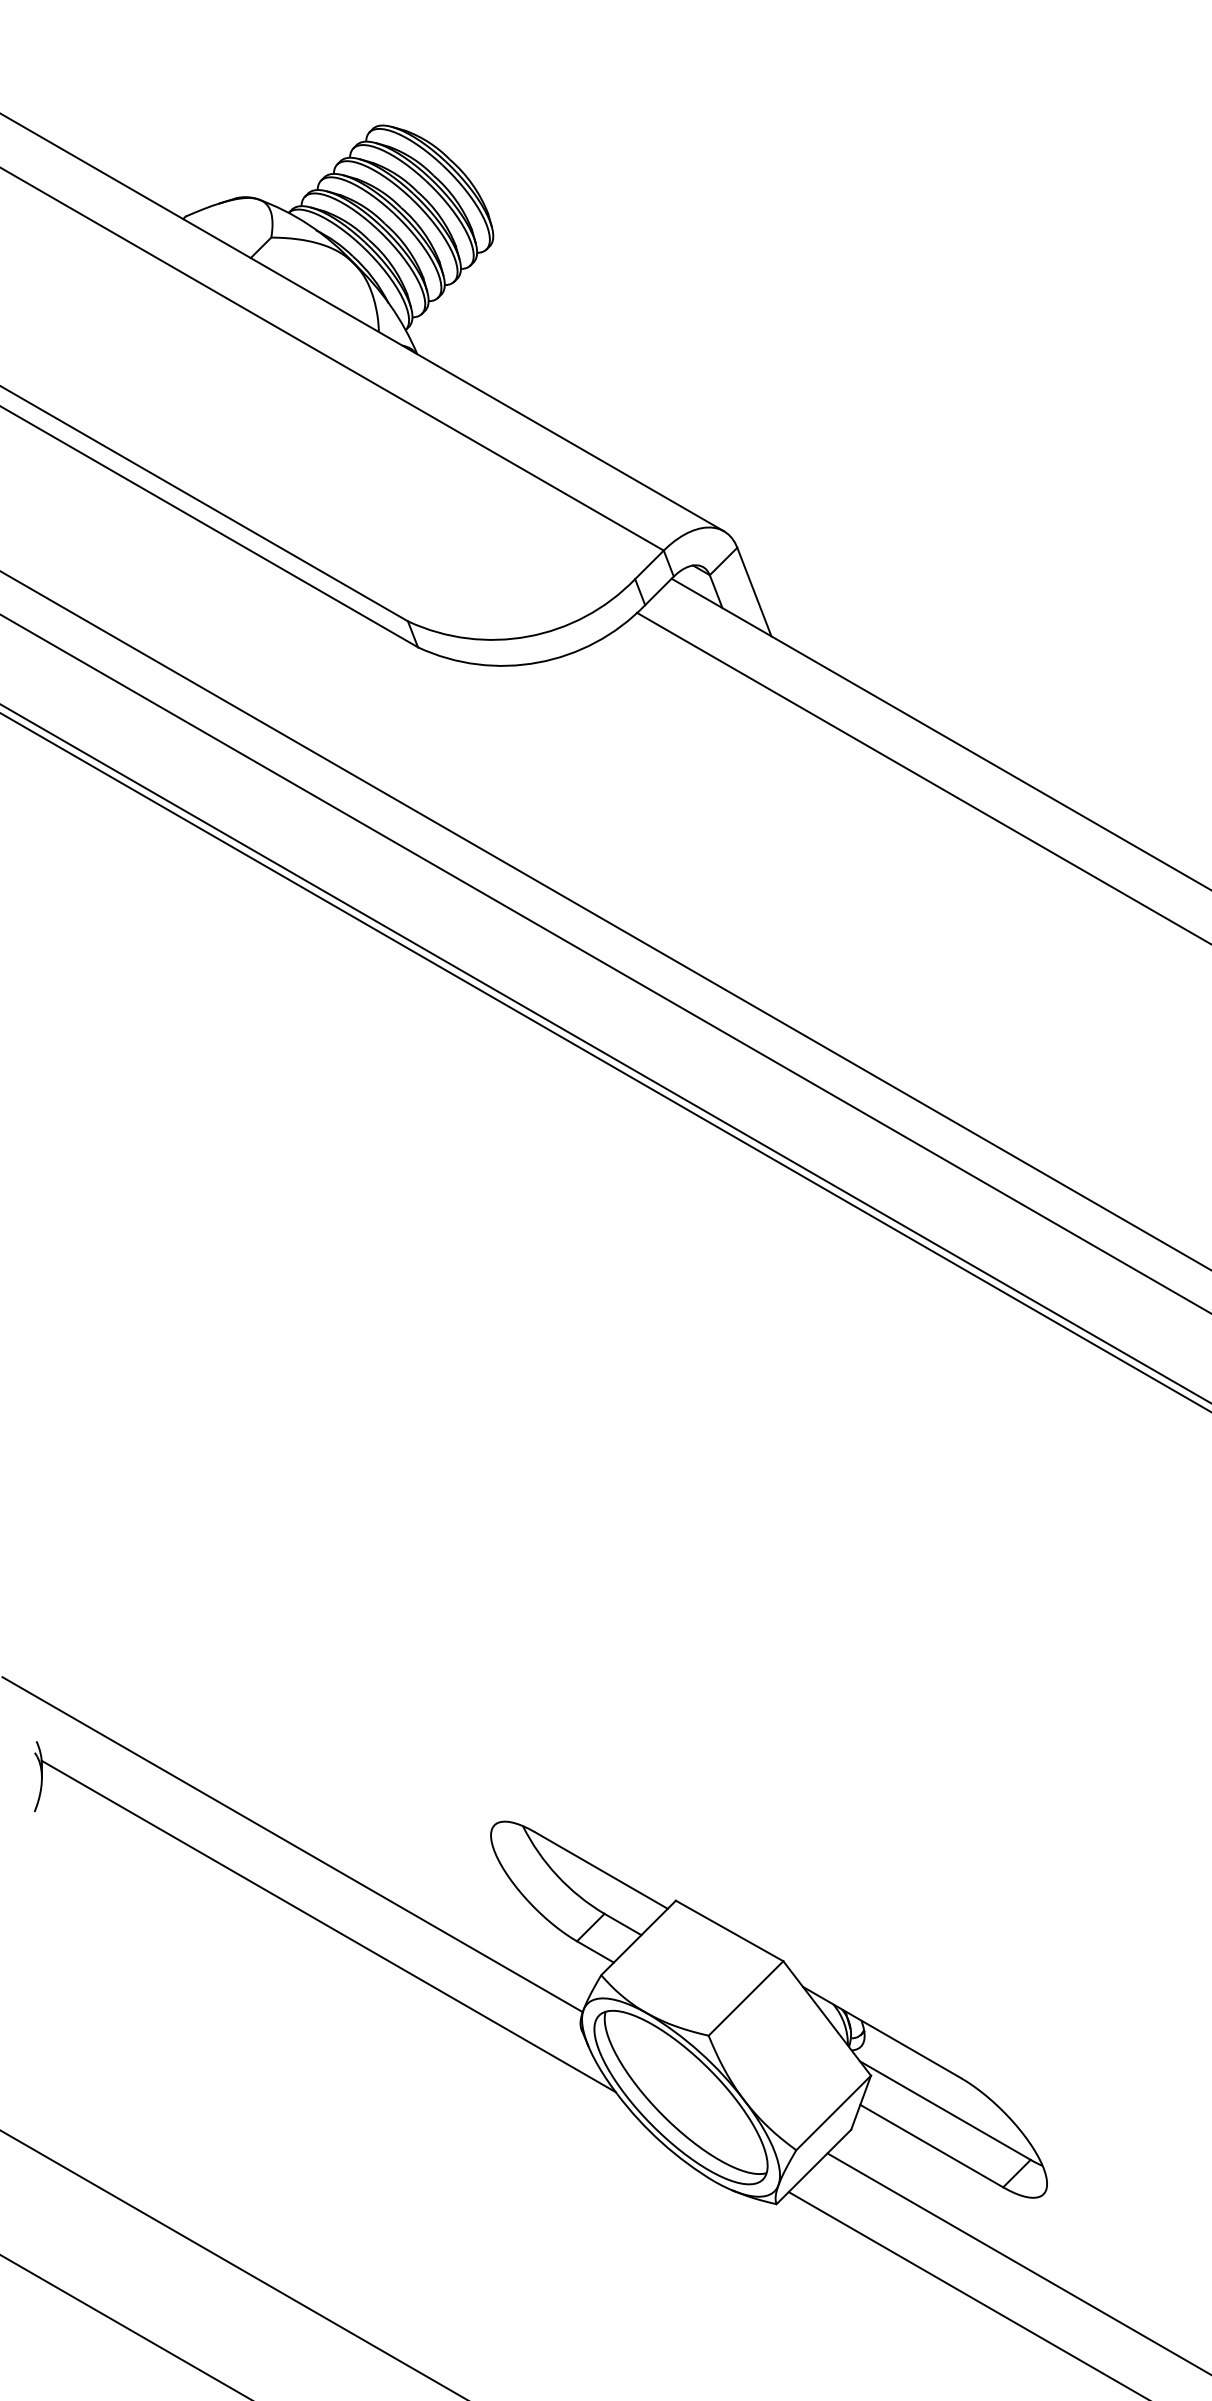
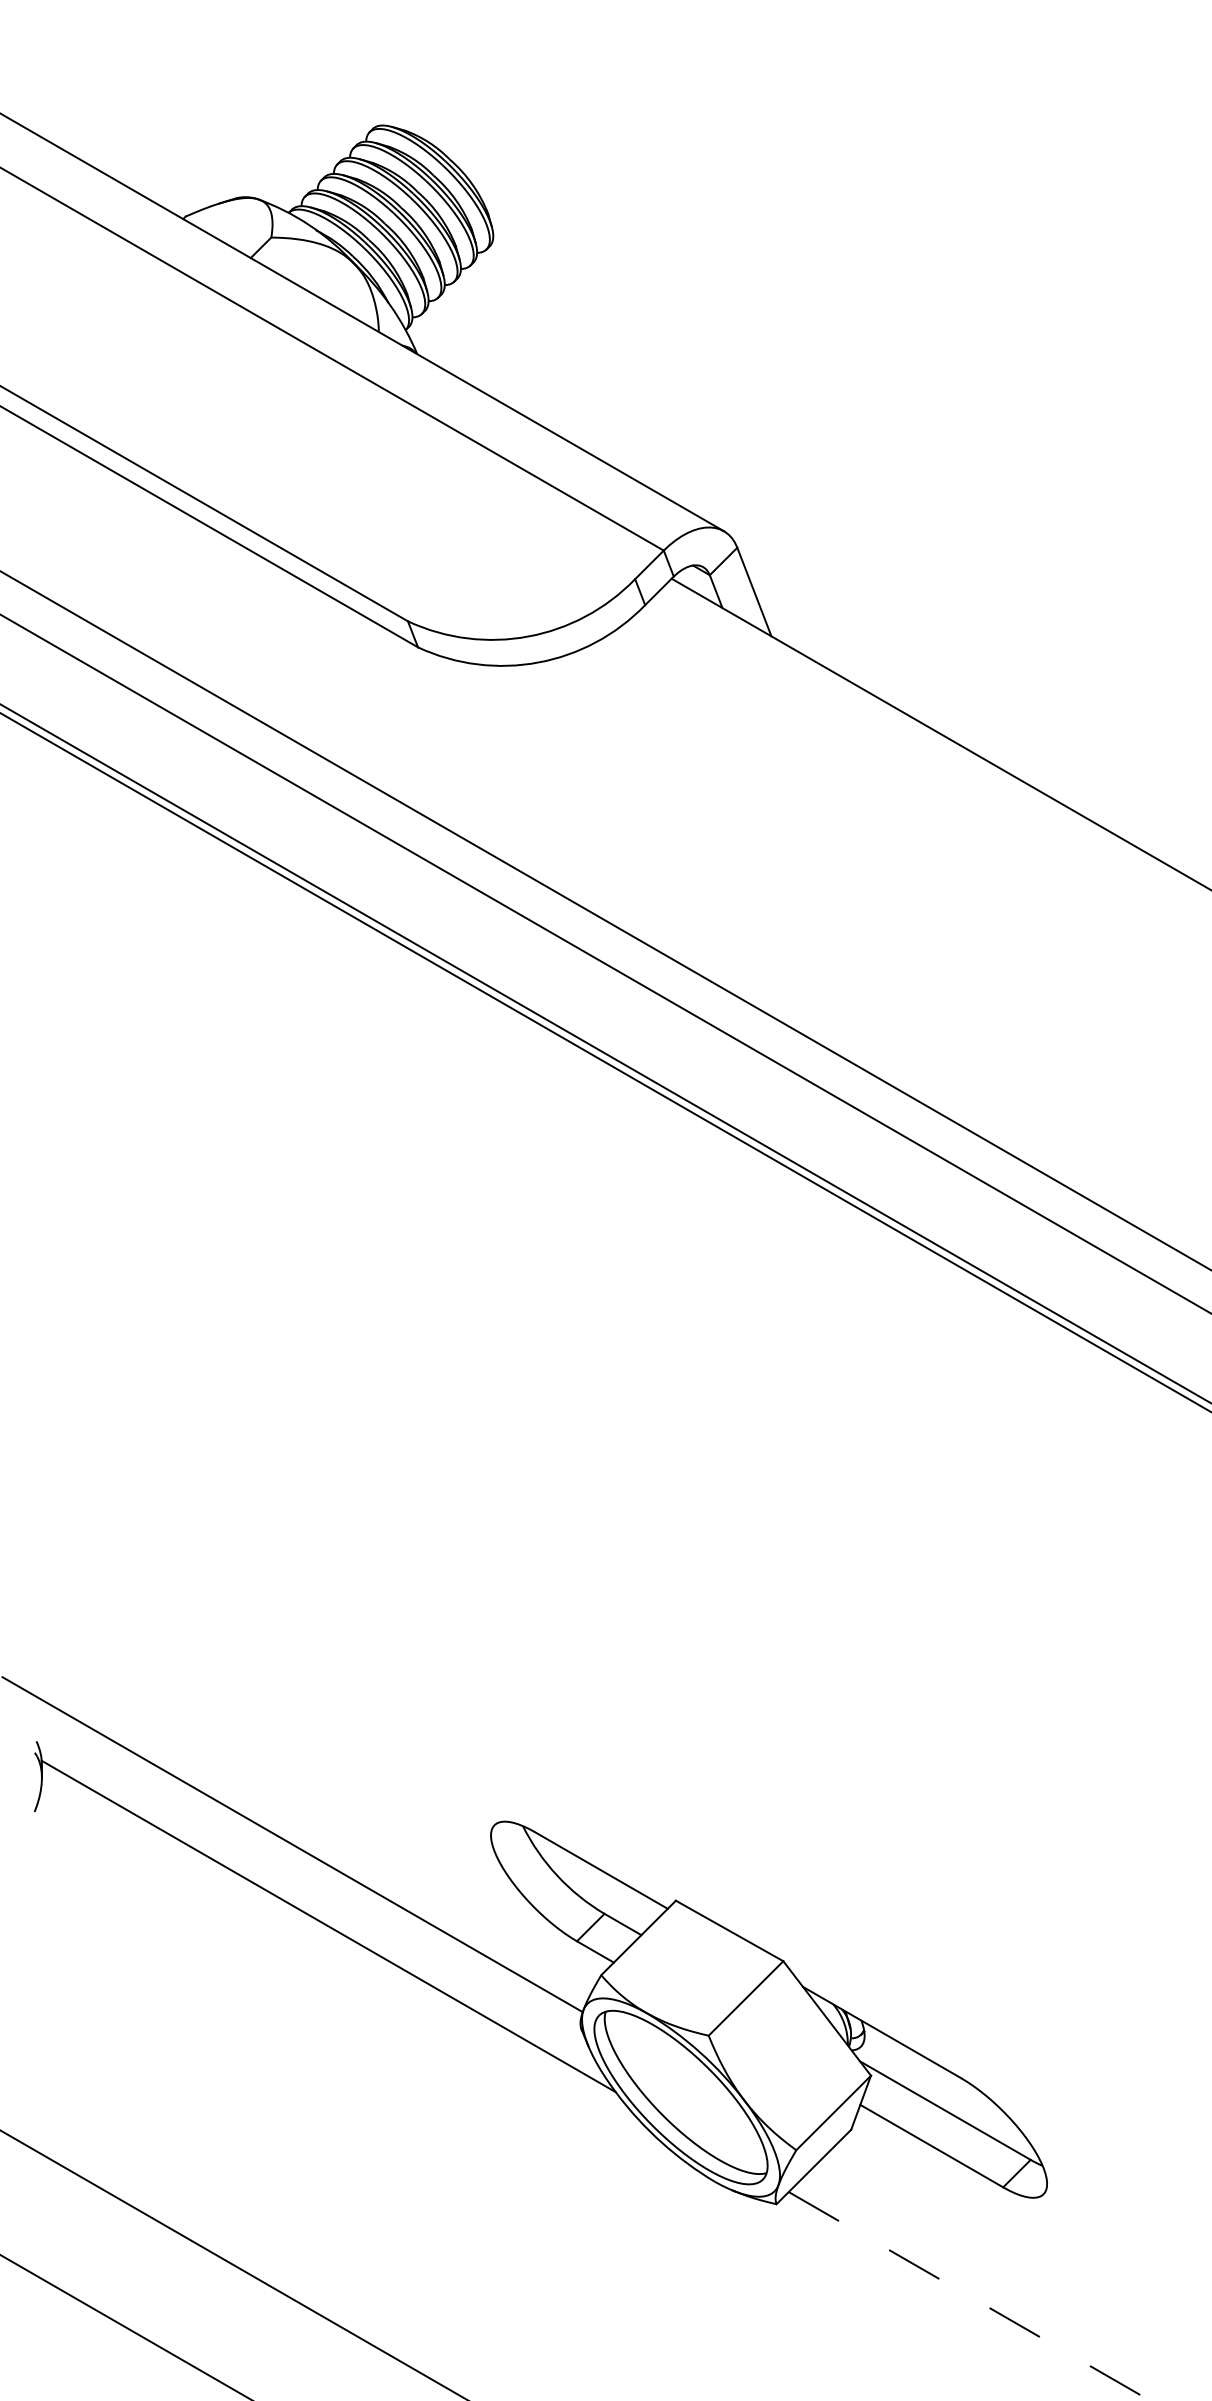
line: present -> none (922, 777)
line: present -> none (1017, 2263)
line: solid -> dashed (970, 2296)
